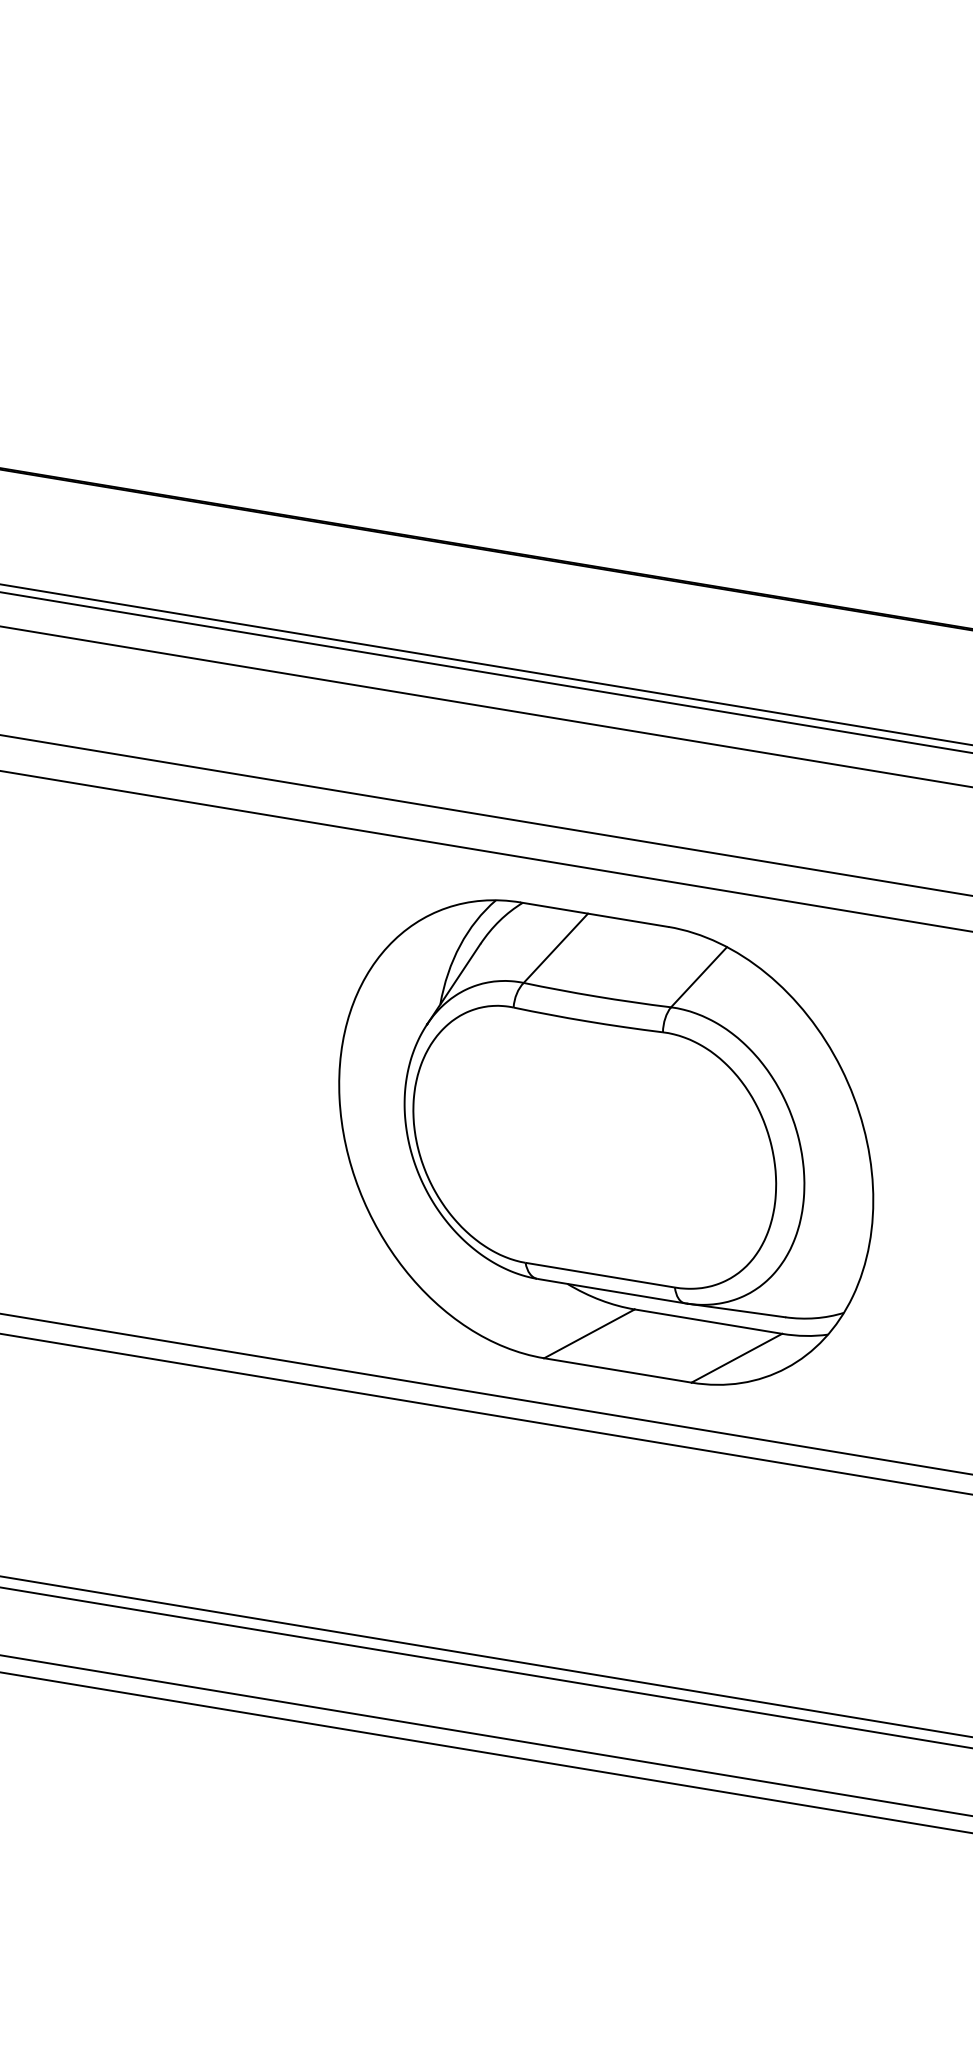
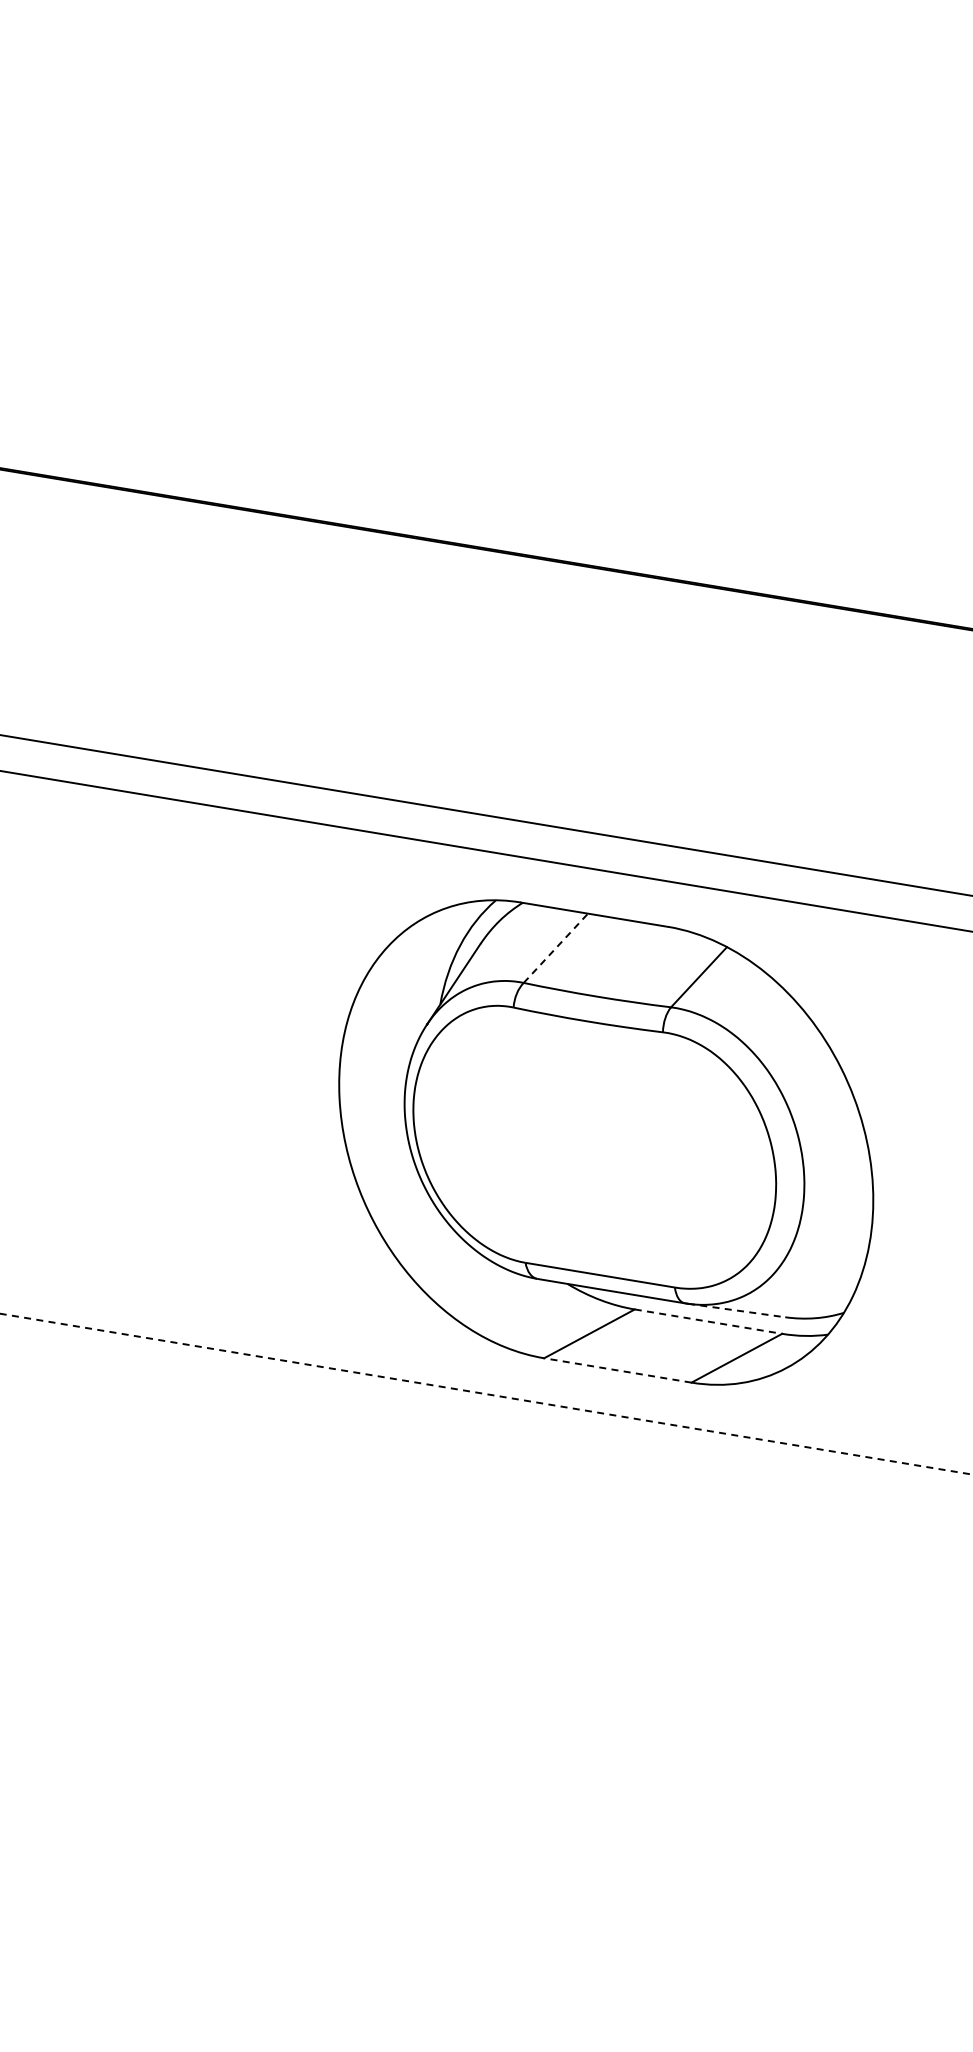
line: present -> none (485, 664)
line: present -> none (485, 672)
line: present -> none (485, 706)
line: solid -> dashed (556, 947)
line: solid -> dashed (737, 1310)
line: solid -> dashed (708, 1321)
line: solid -> dashed (617, 1370)
line: solid -> dashed (486, 1394)
line: present -> none (485, 1414)
line: present -> none (485, 1656)
line: present -> none (485, 1667)
line: present -> none (485, 1735)
line: present -> none (485, 1752)
